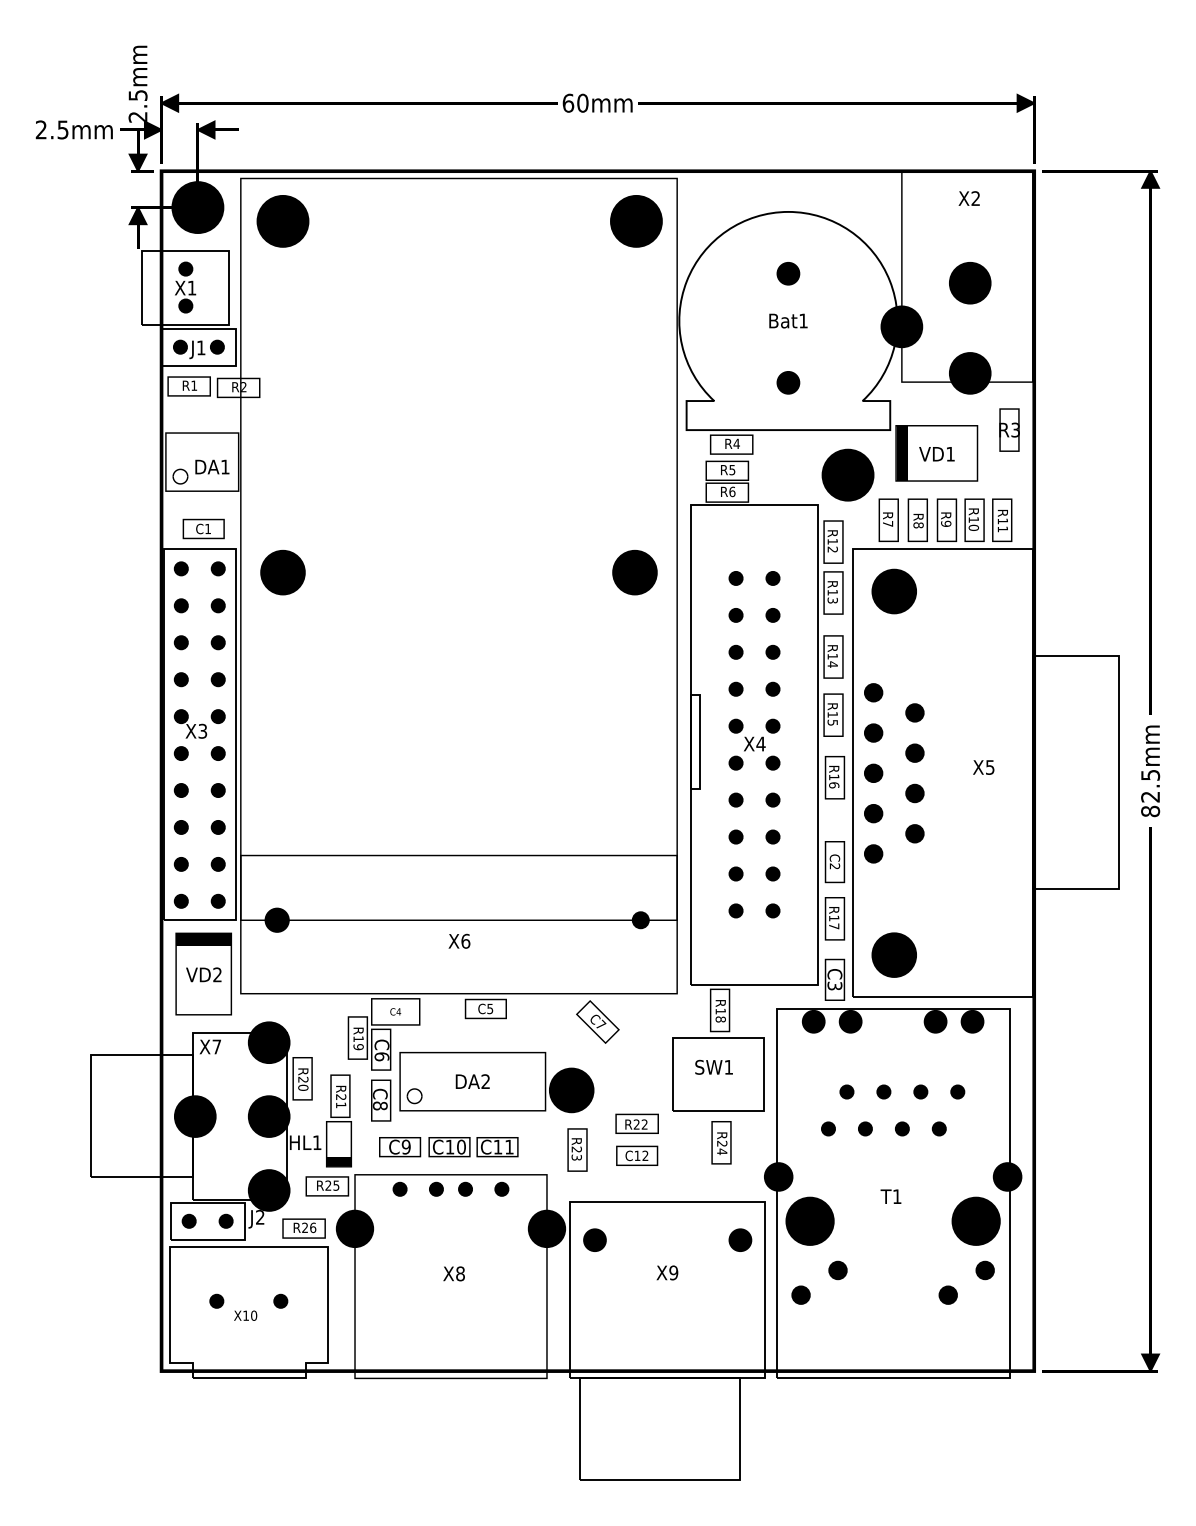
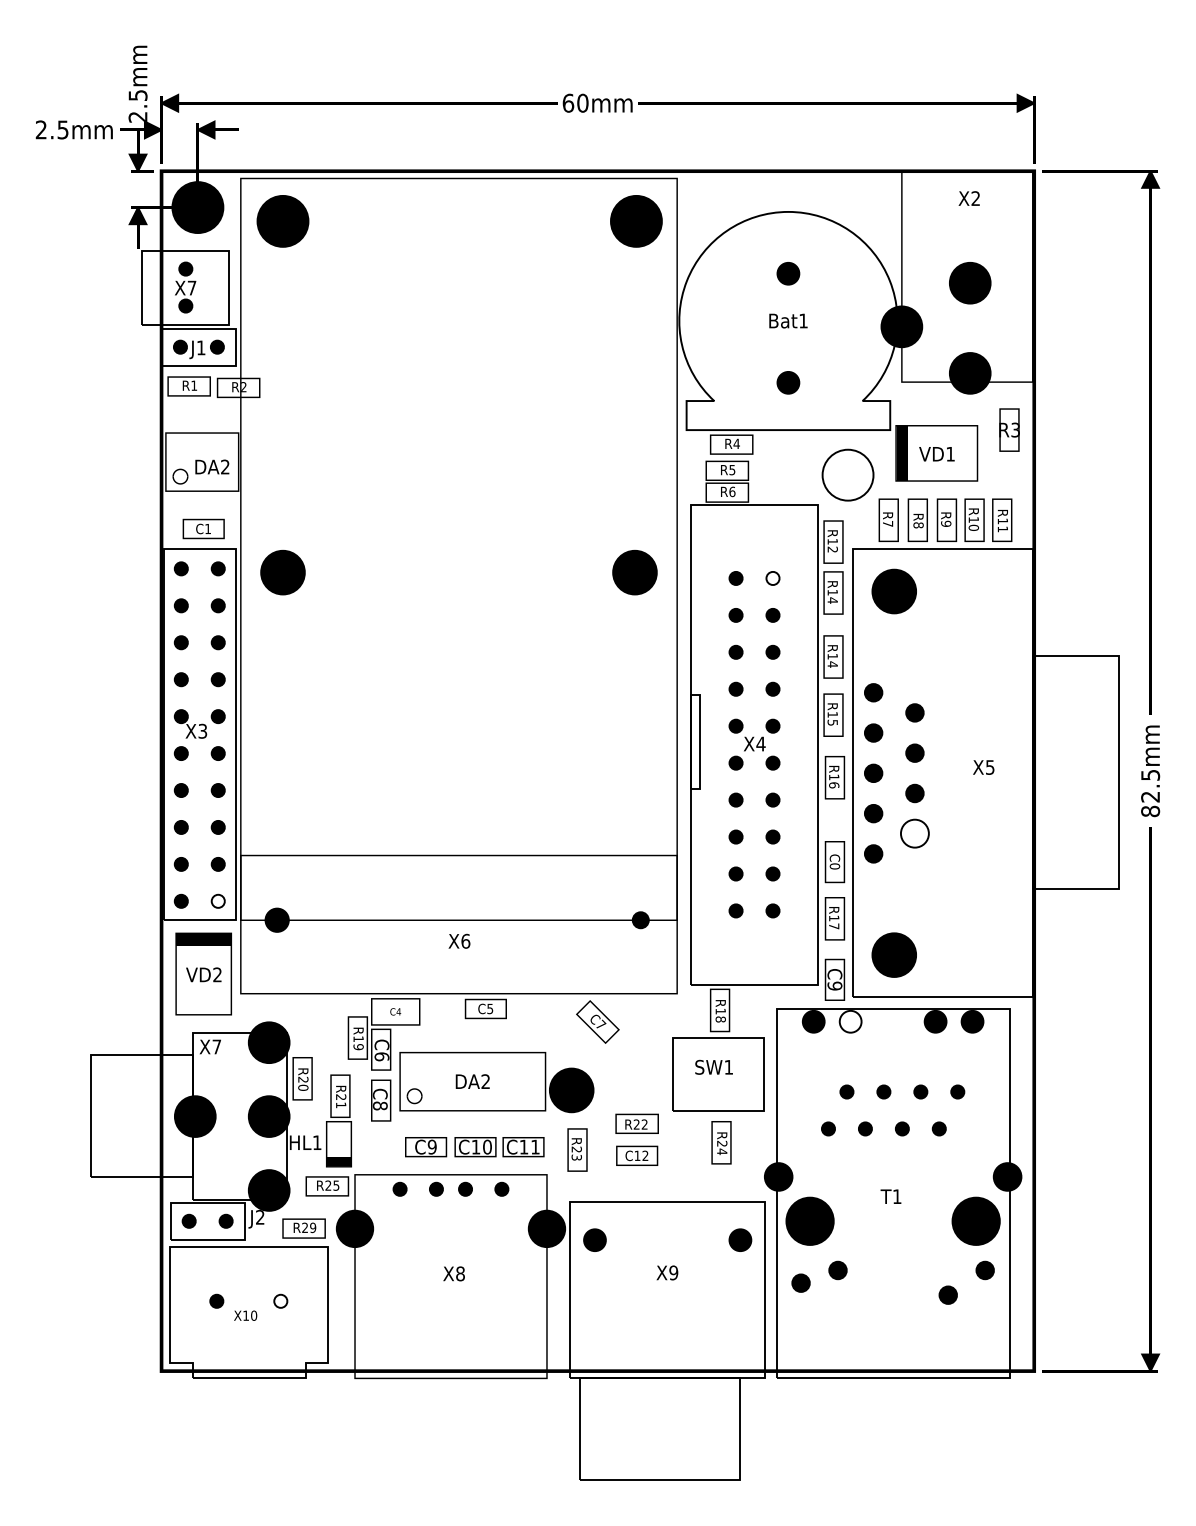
text: X1 -> X7 (191, 287)
text: DA1 -> DA2 (225, 466)
fill: present -> none (847, 474)
fill: present -> none (772, 578)
text: R13 -> R14 (832, 600)
part size: 20x20 px -> 30x31 px (914, 833)
text: C2 -> C0 (834, 866)
fill: present -> none (217, 900)
text: C3 -> C9 (834, 985)
fill: present -> none (850, 1021)
text position: (448, 1147) -> (474, 1147) (474, 1147)
text: R26 -> R29 (313, 1227)
part position: (800, 1294) -> (800, 1282) (800, 1282)
fill: present -> none (280, 1300)
